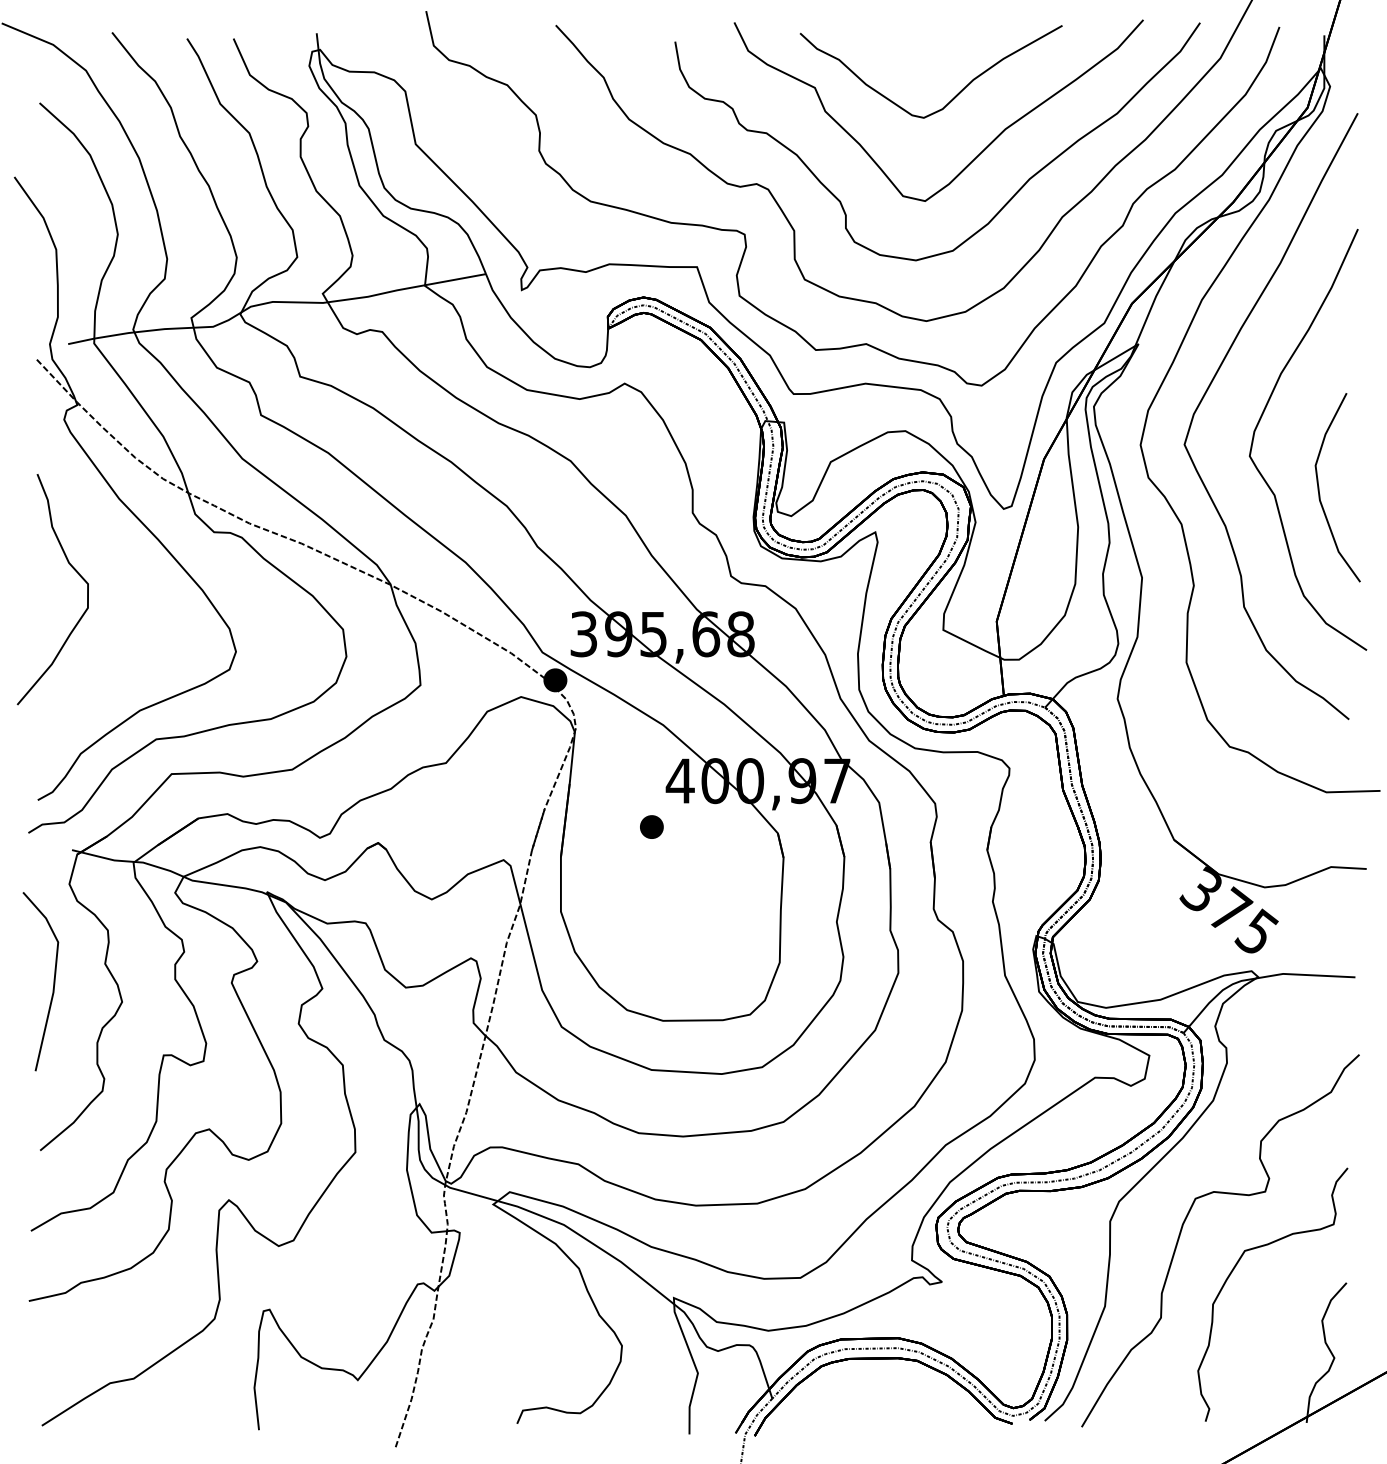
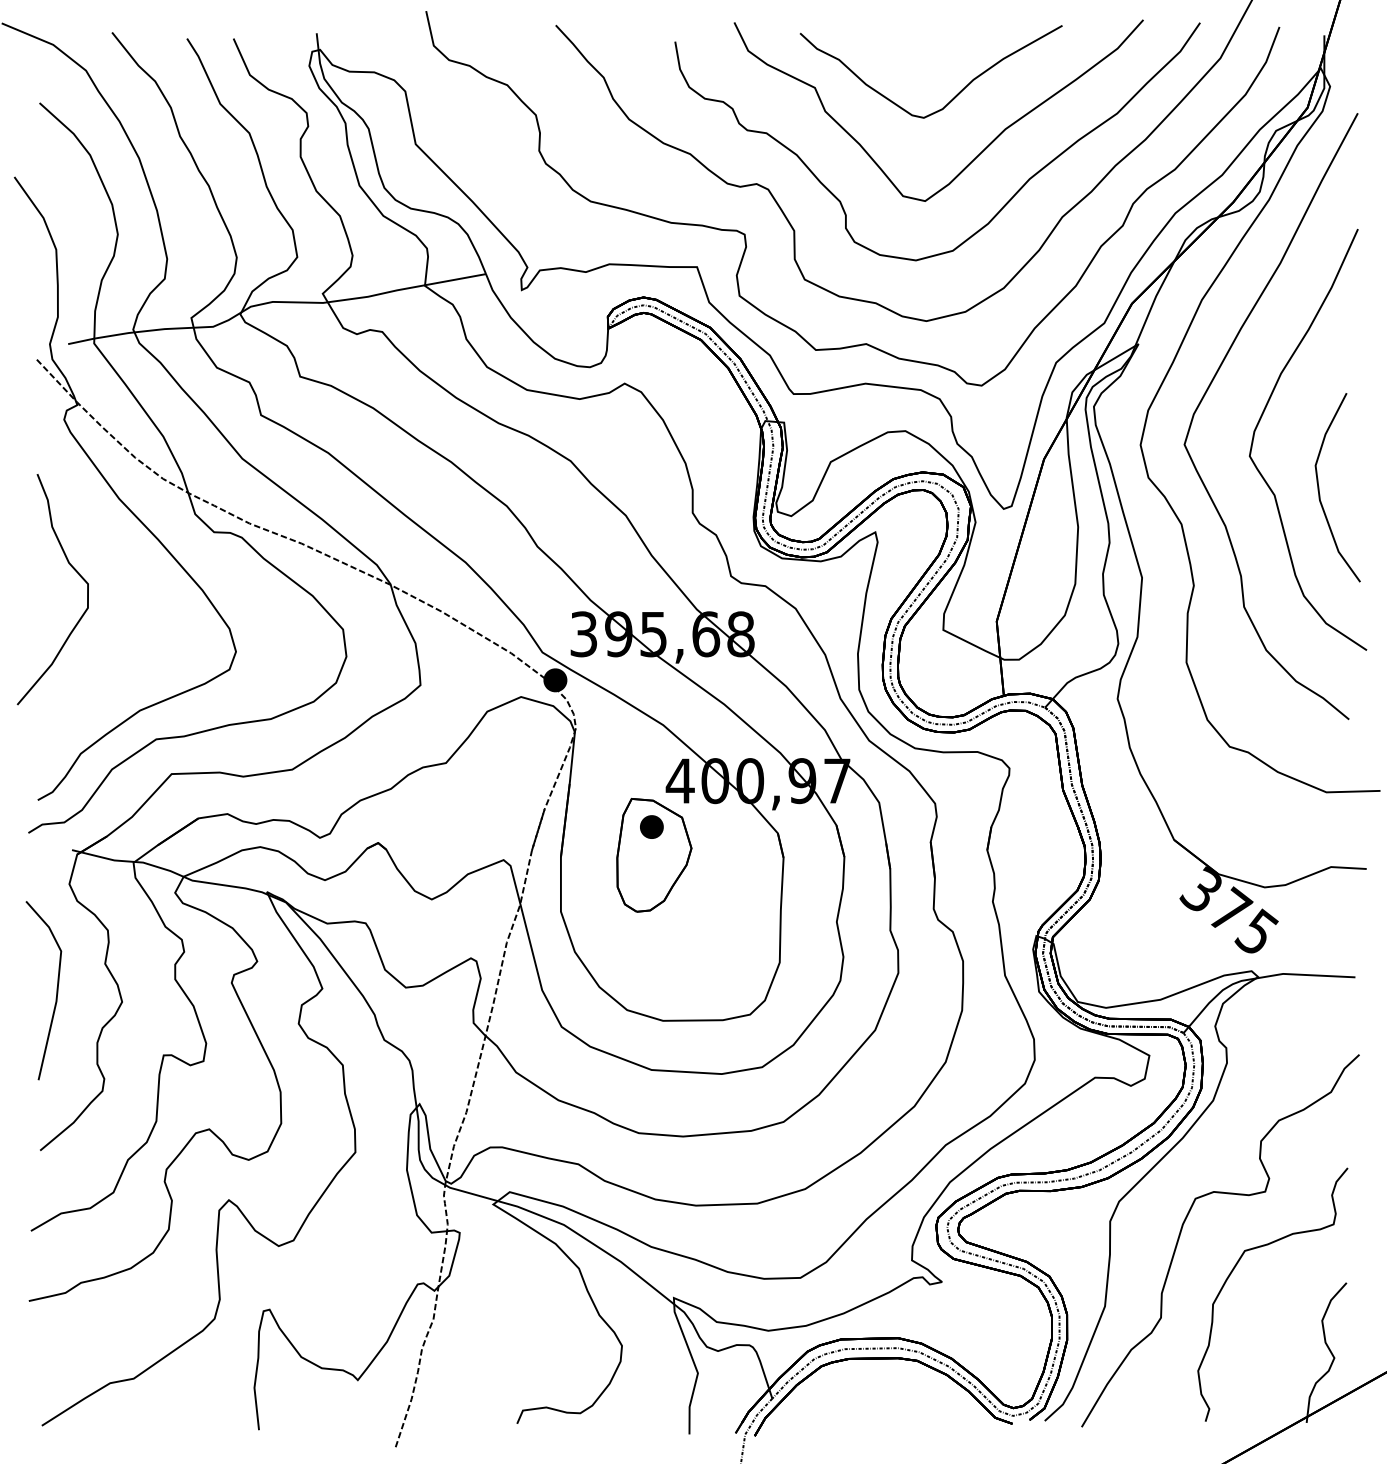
part: none -> present (654, 855)
part position: (53, 981) -> (56, 990) (56, 990)
